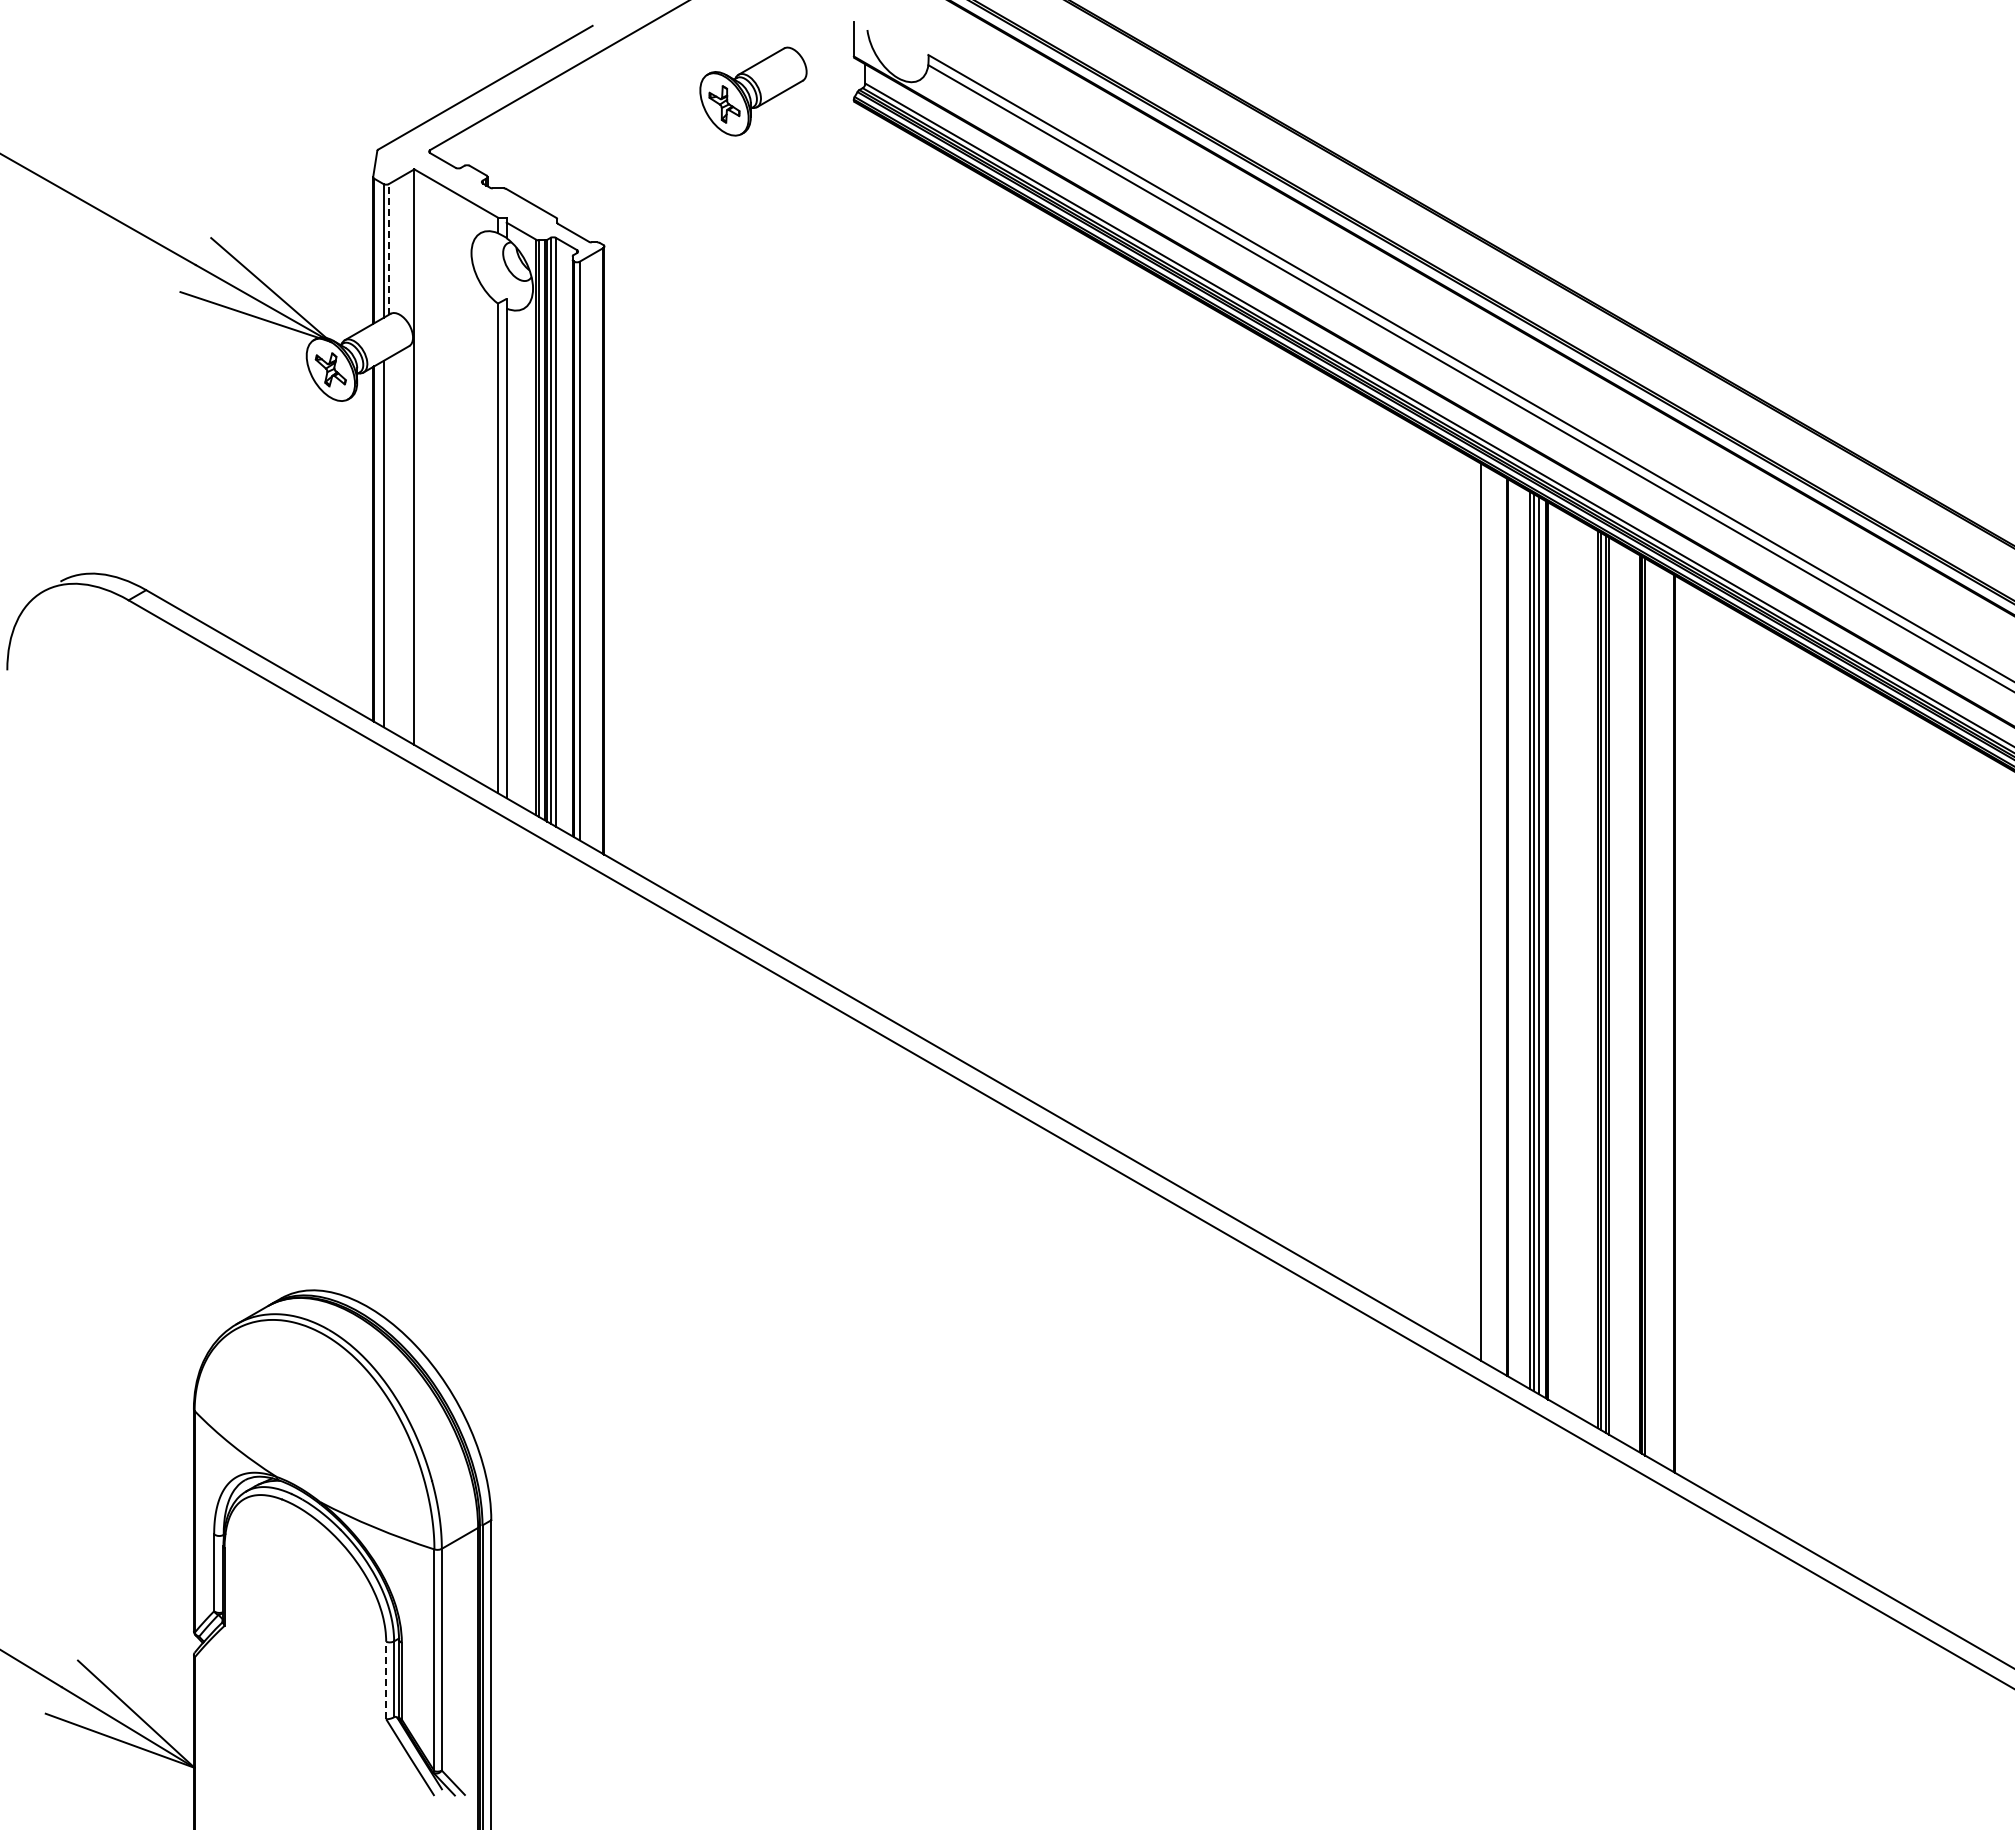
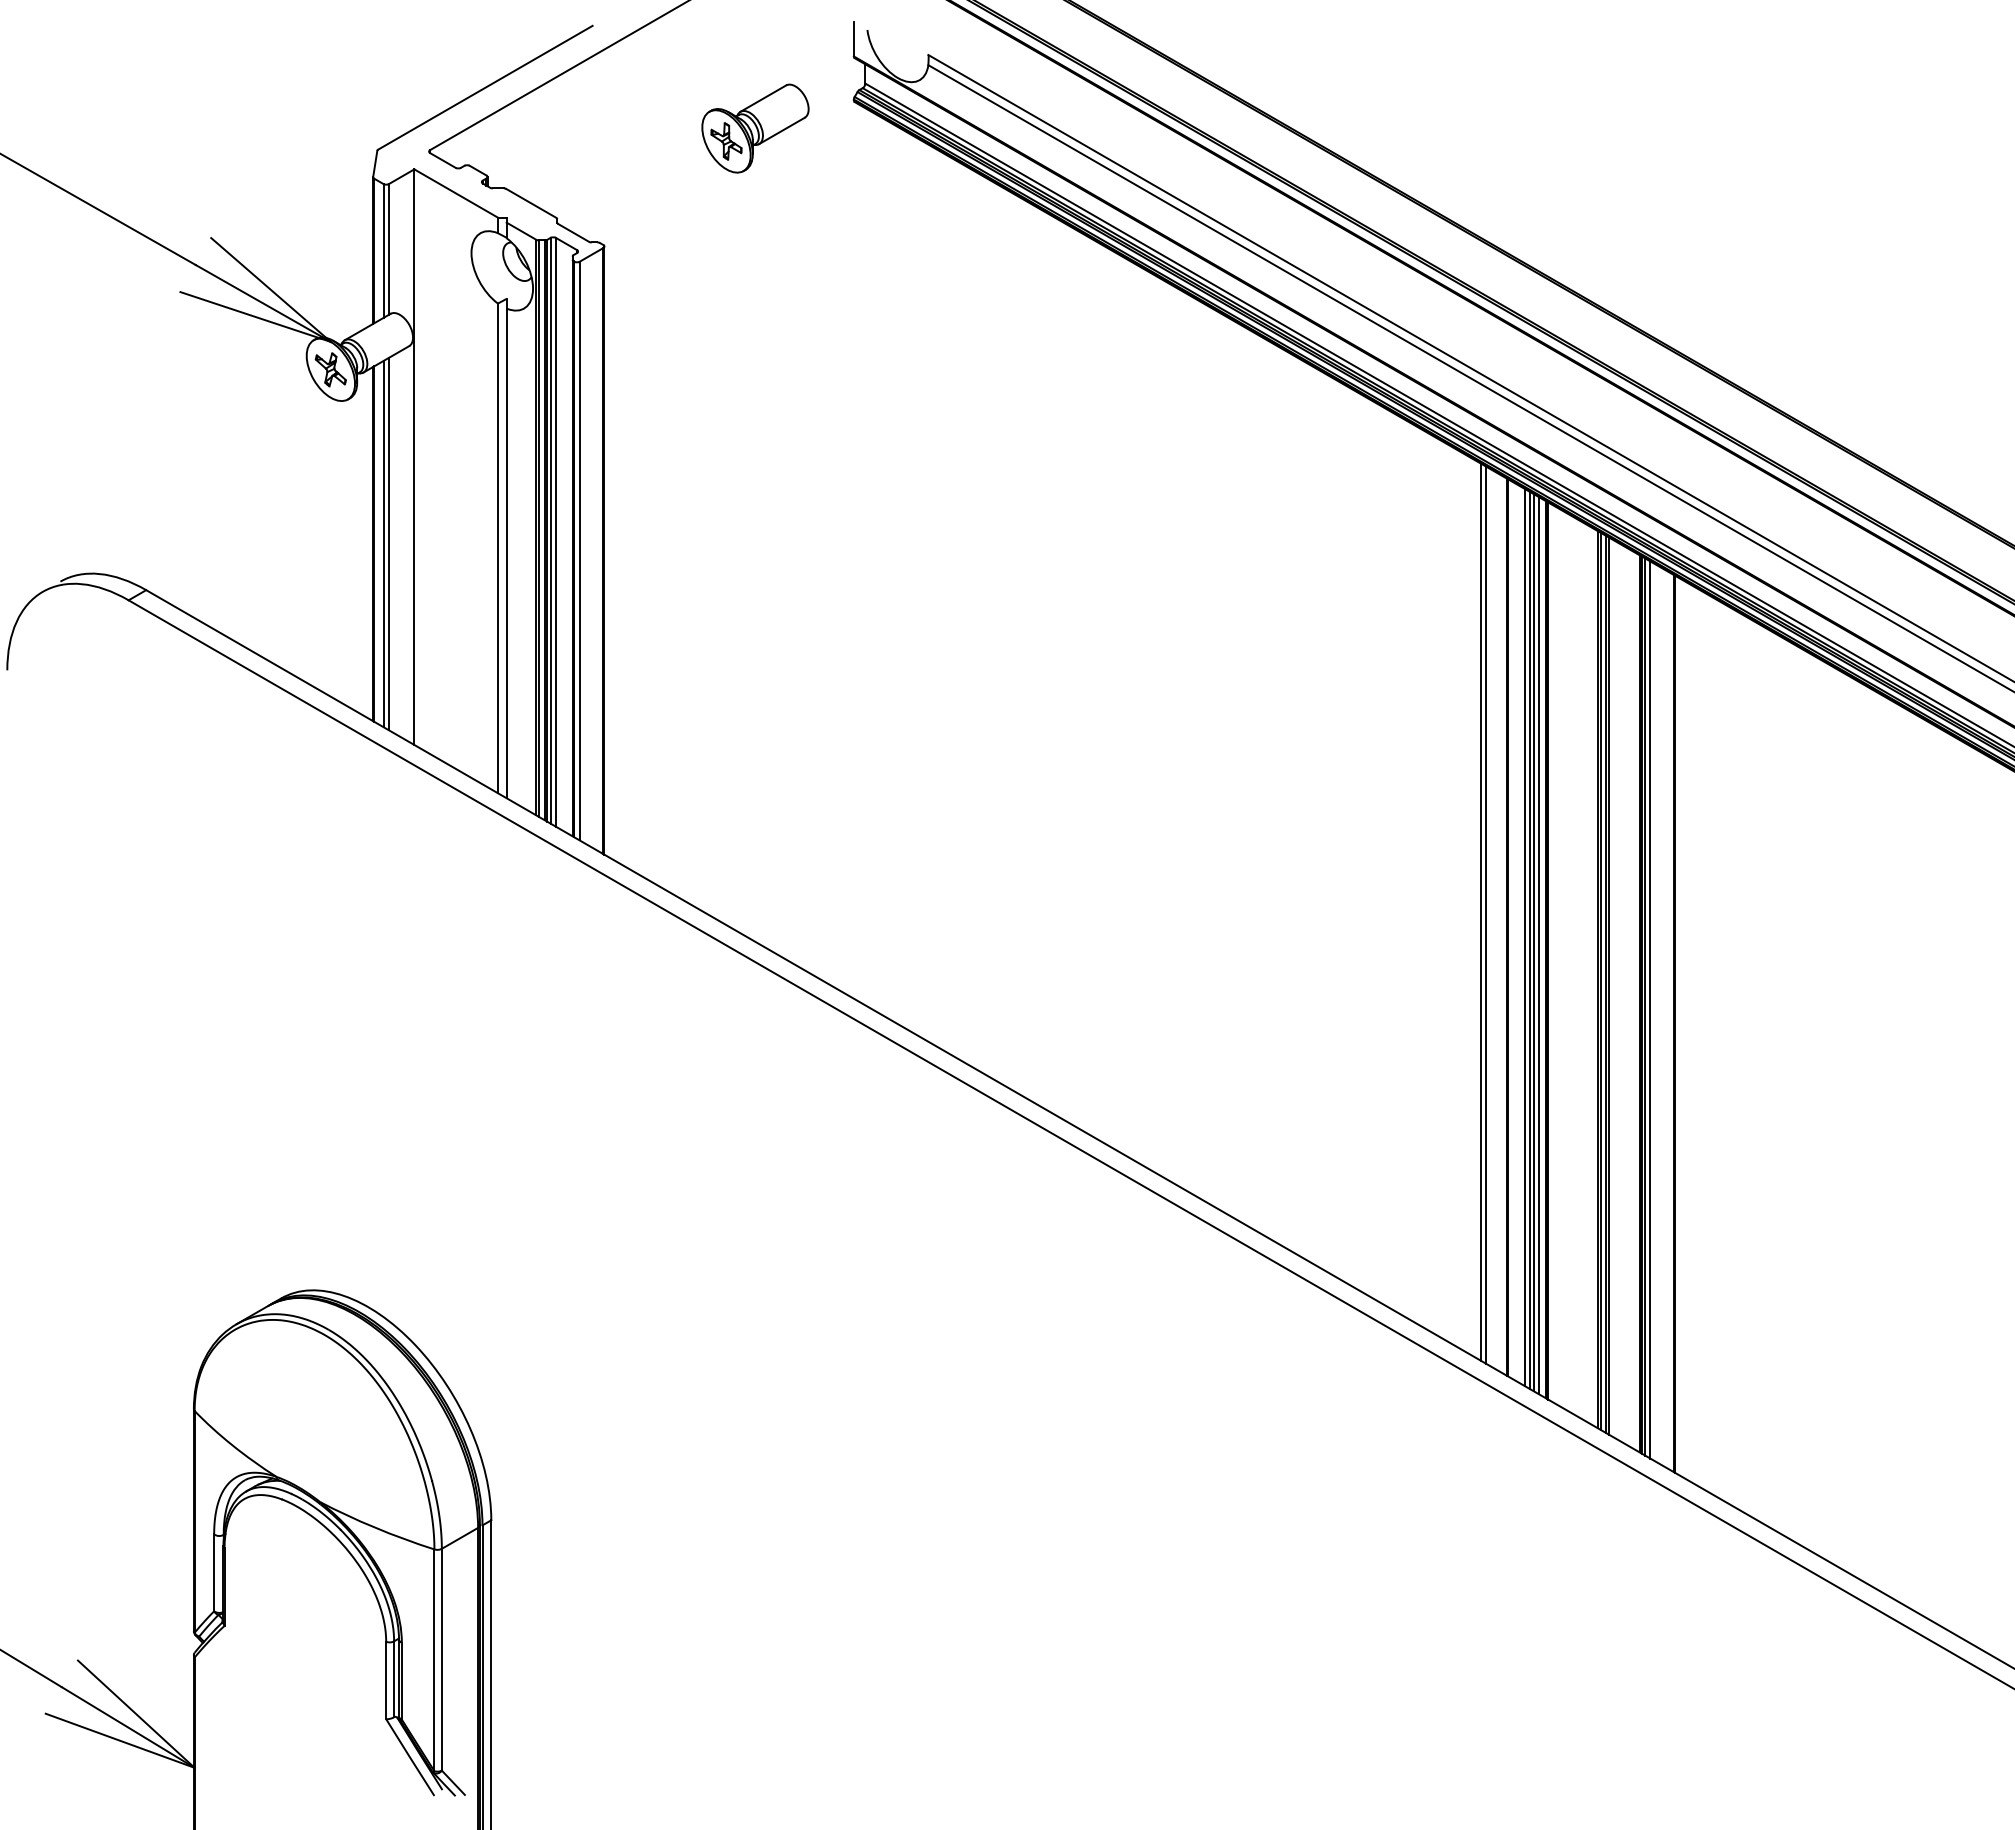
part position: (753, 91) -> (755, 128) (755, 128)
line: dashed -> solid (388, 248)
line: none -> present (388, 543)
line: none -> present (1486, 914)
line: none -> present (1524, 937)
line: none -> present (1650, 1009)
line: dashed -> solid (386, 1680)
